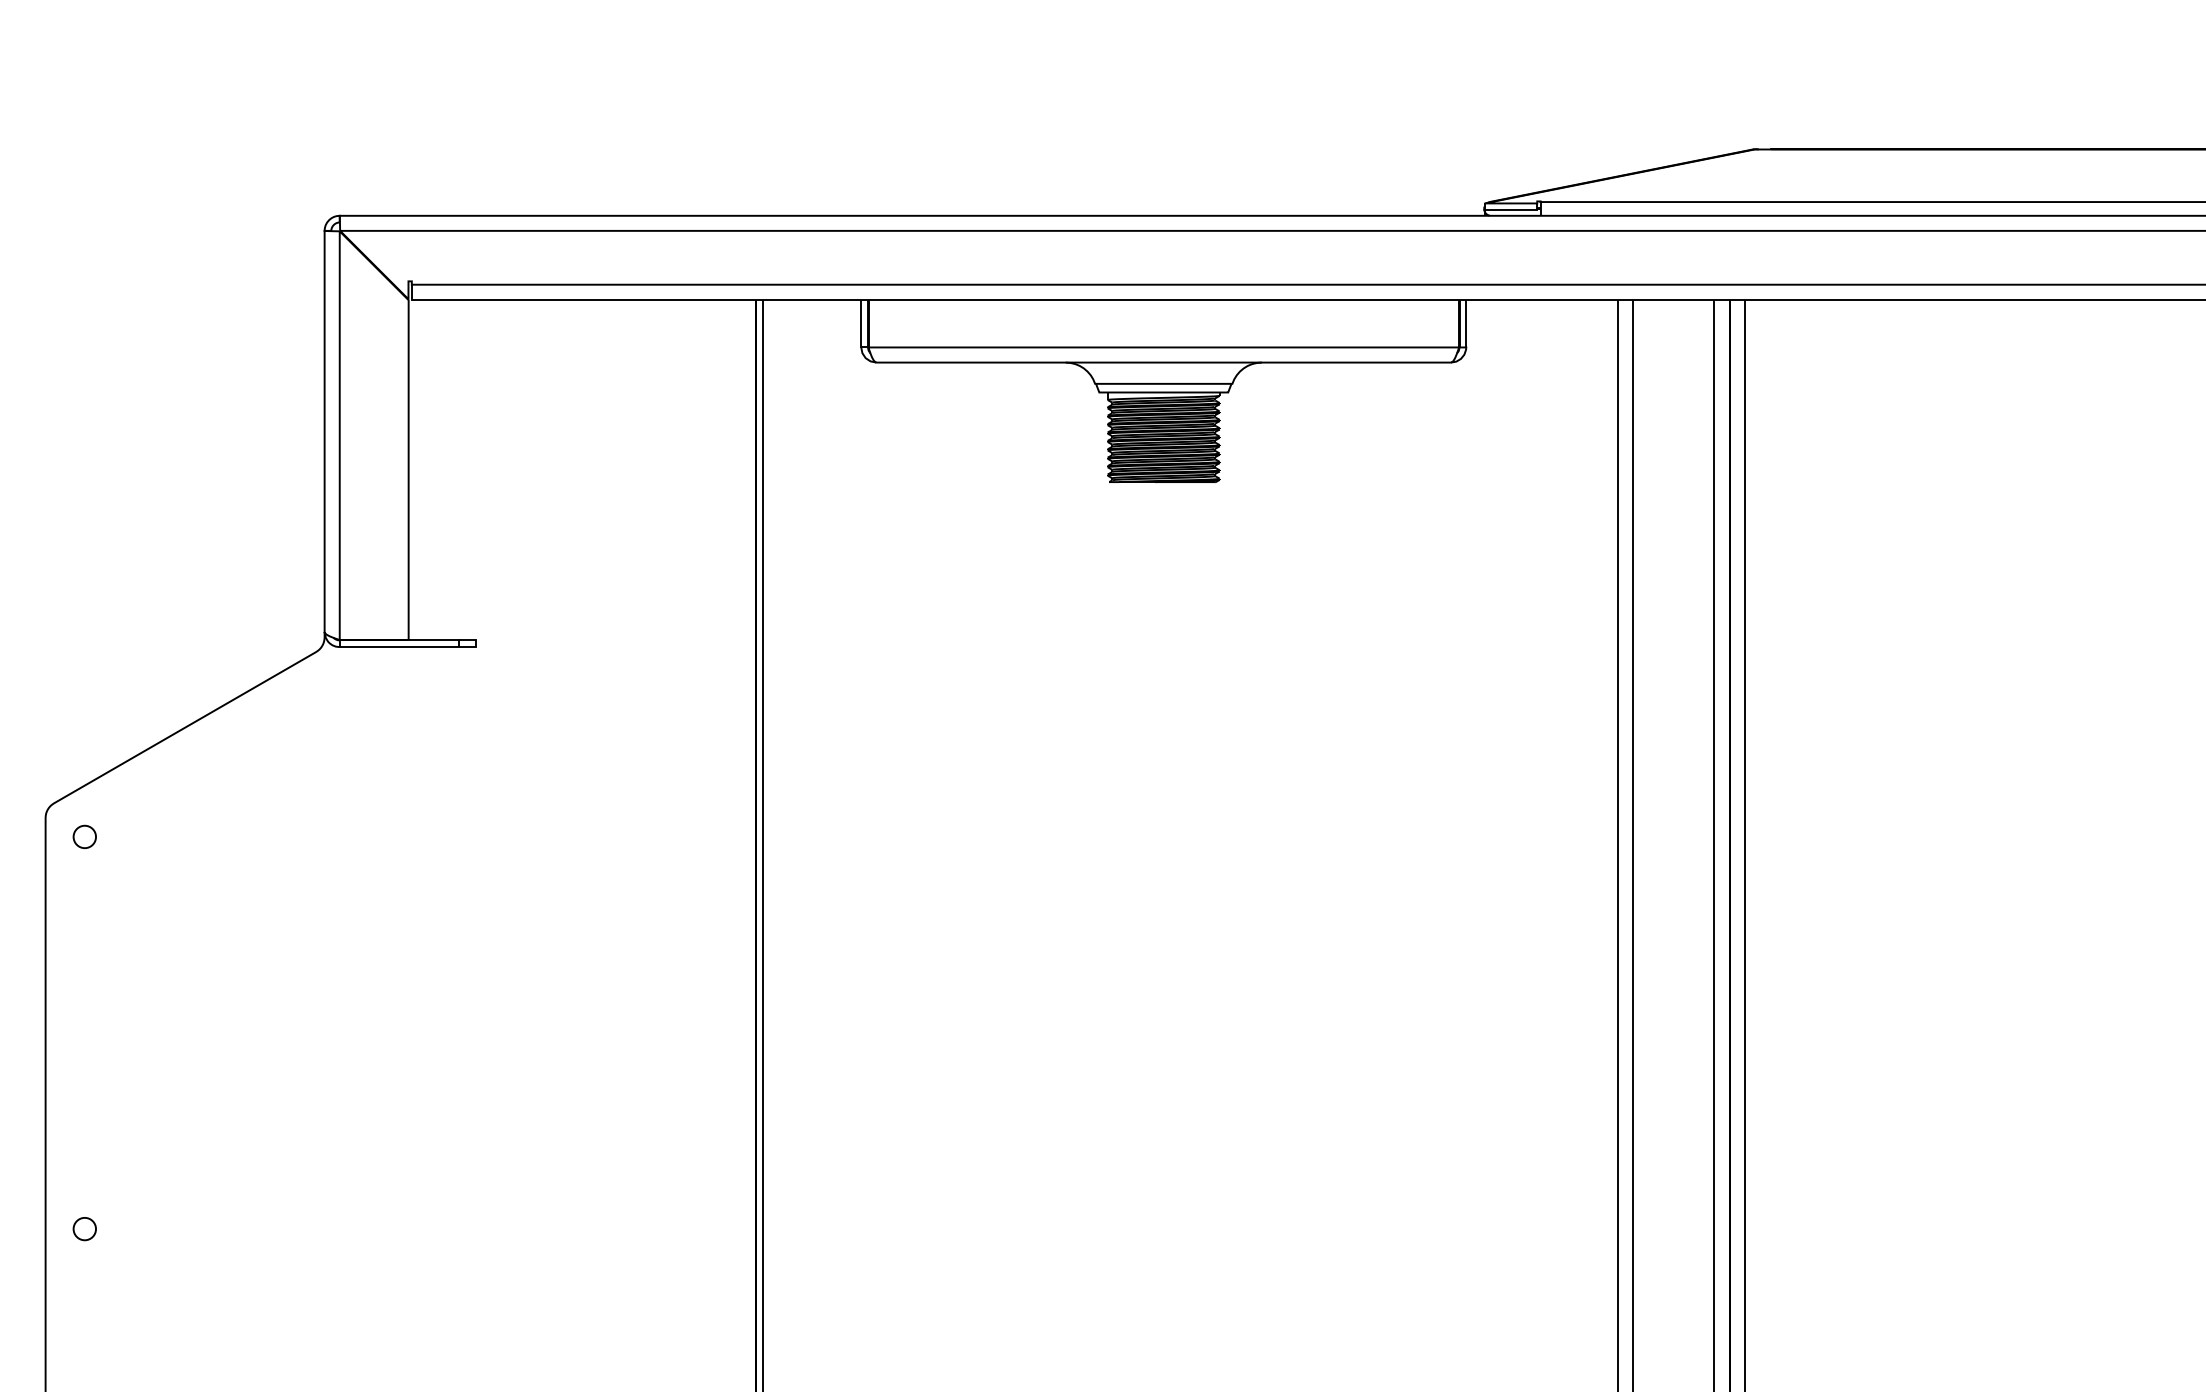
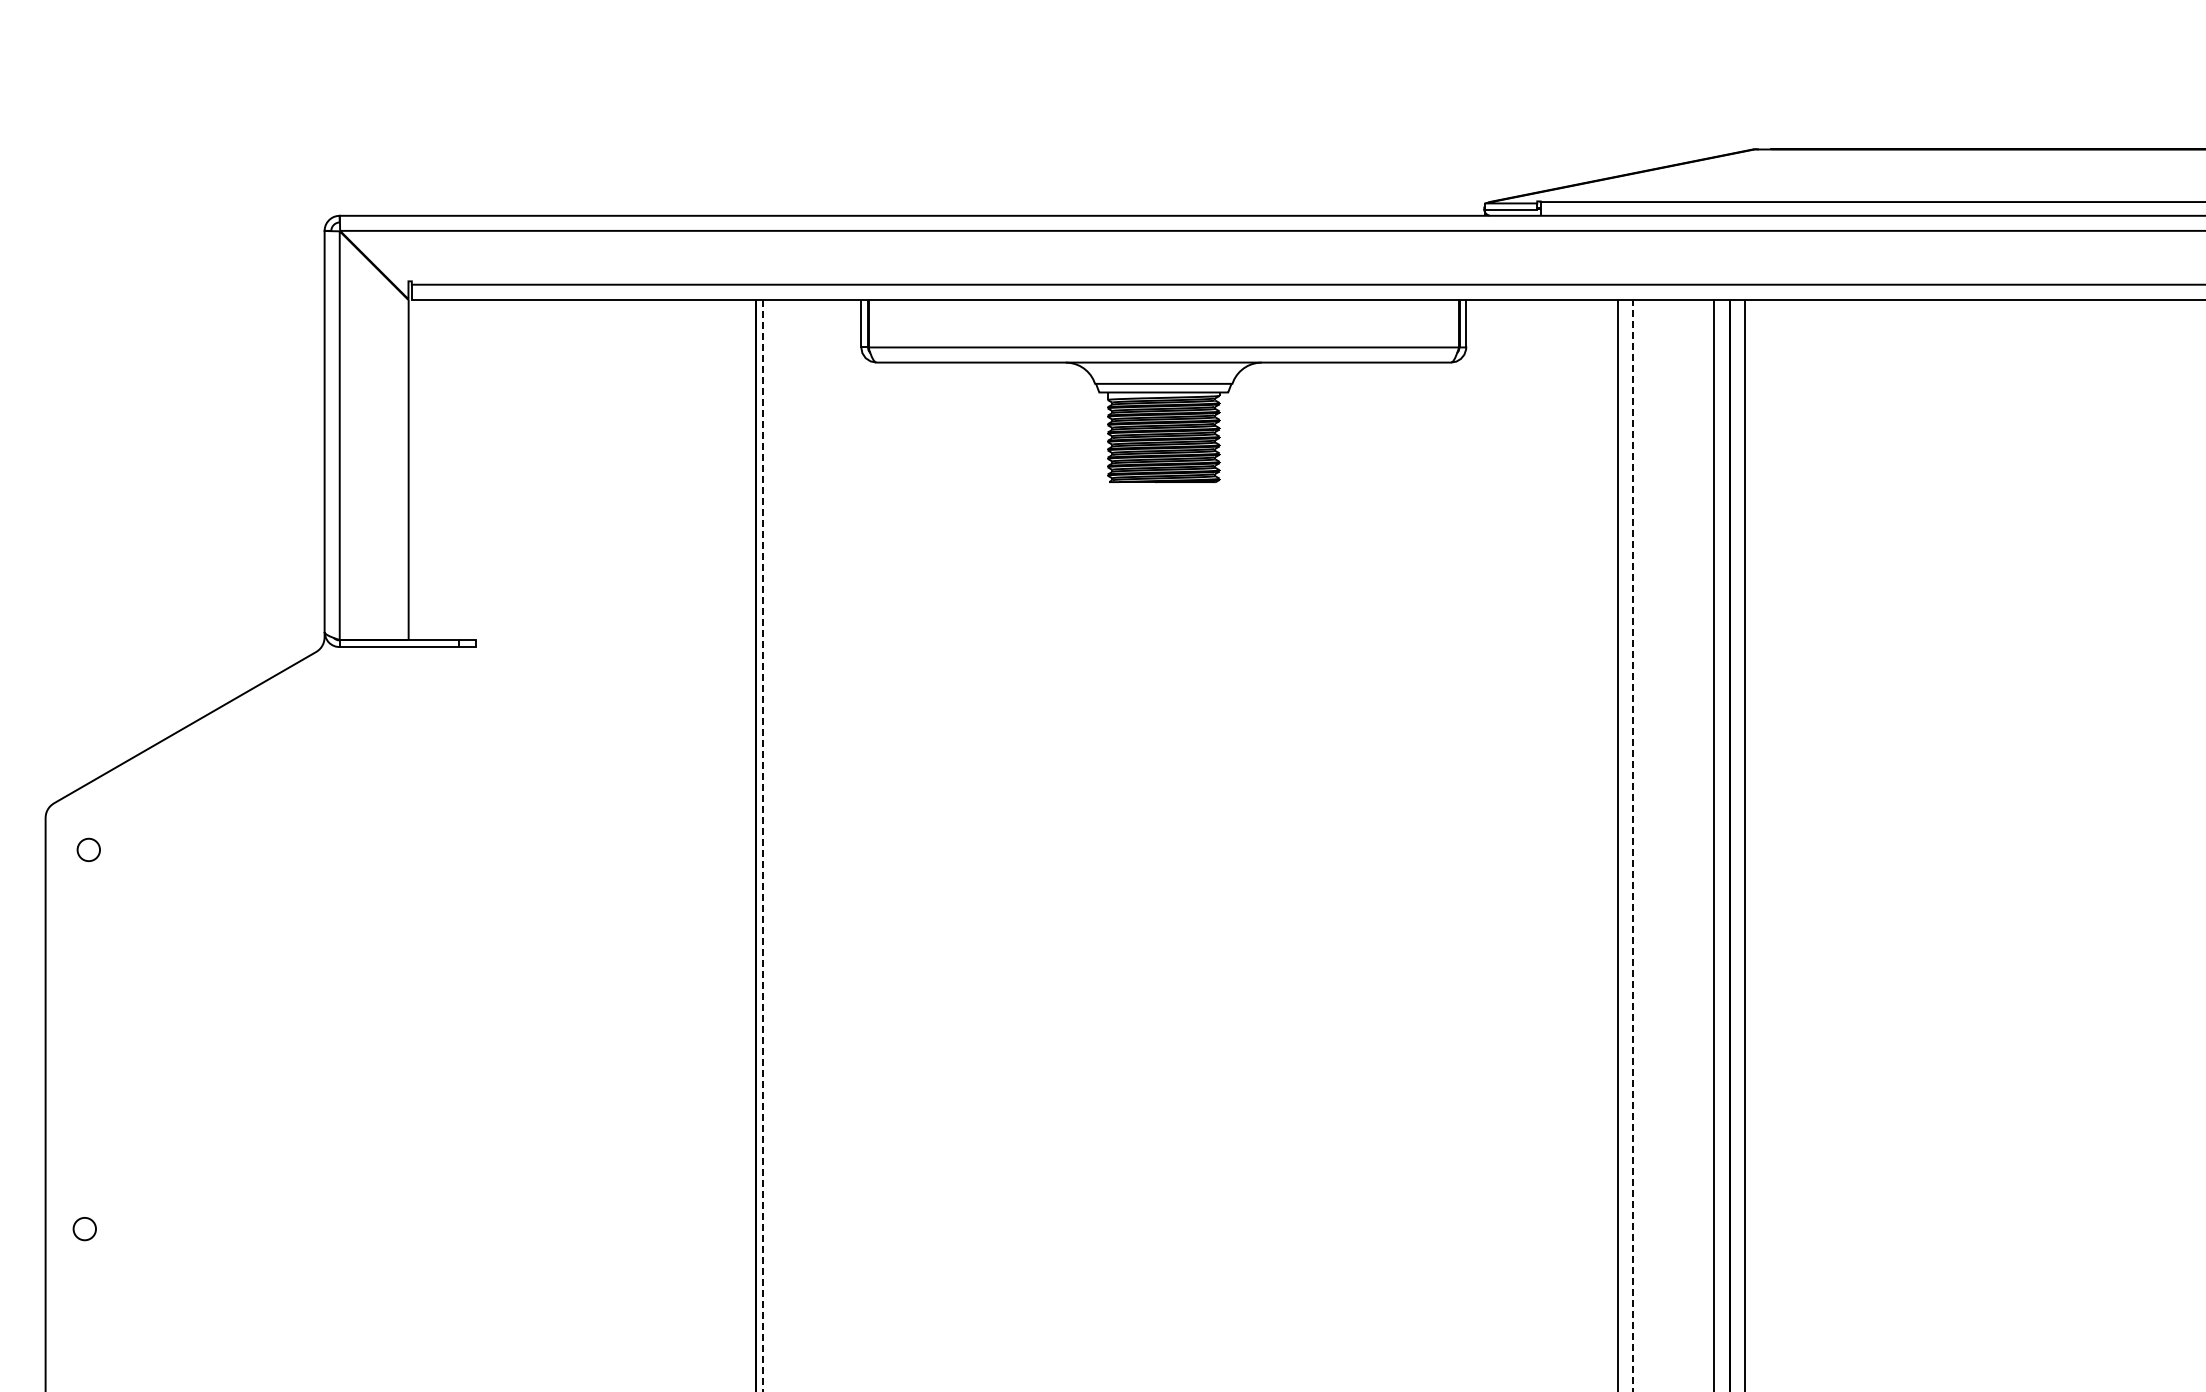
circle position: (84, 836) -> (88, 849) (88, 849)
line: solid -> dashed (762, 845)
line: solid -> dashed (1632, 845)
